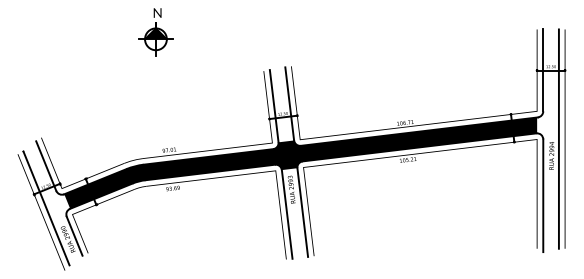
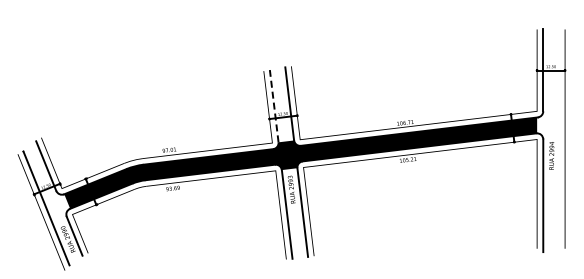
part: present -> none (155, 32)
line: solid -> dashed (274, 105)
line: present -> none (558, 138)
